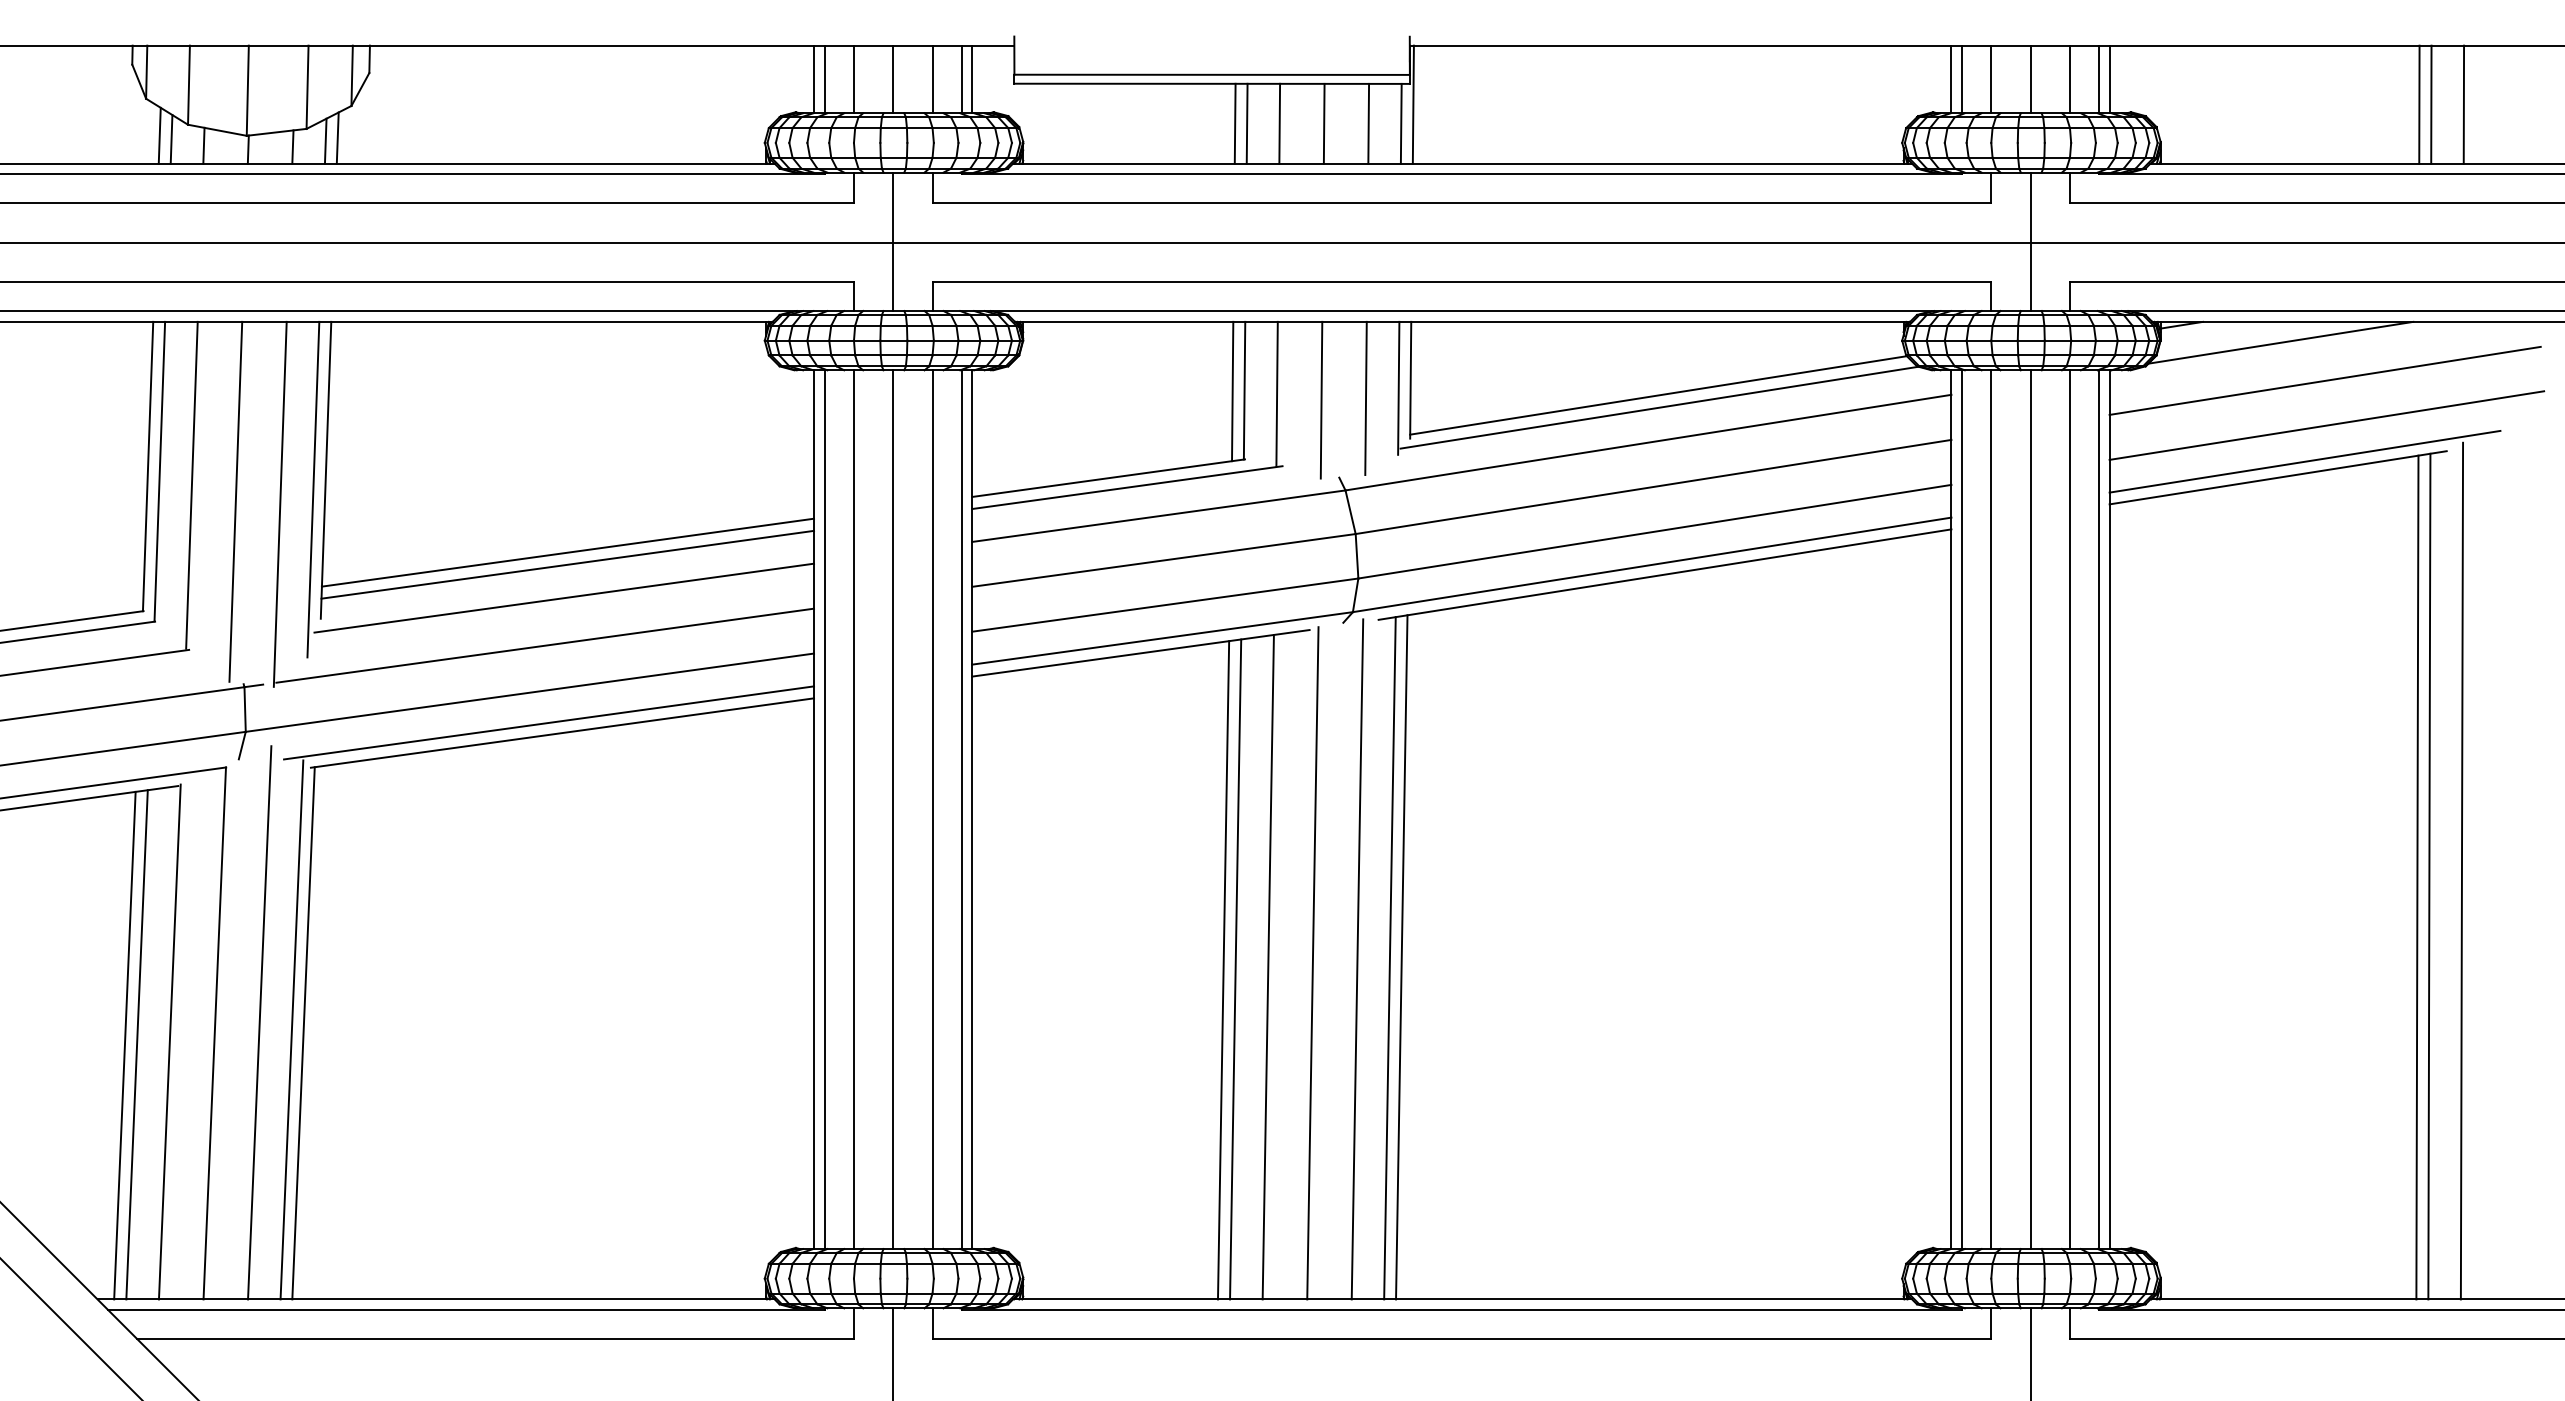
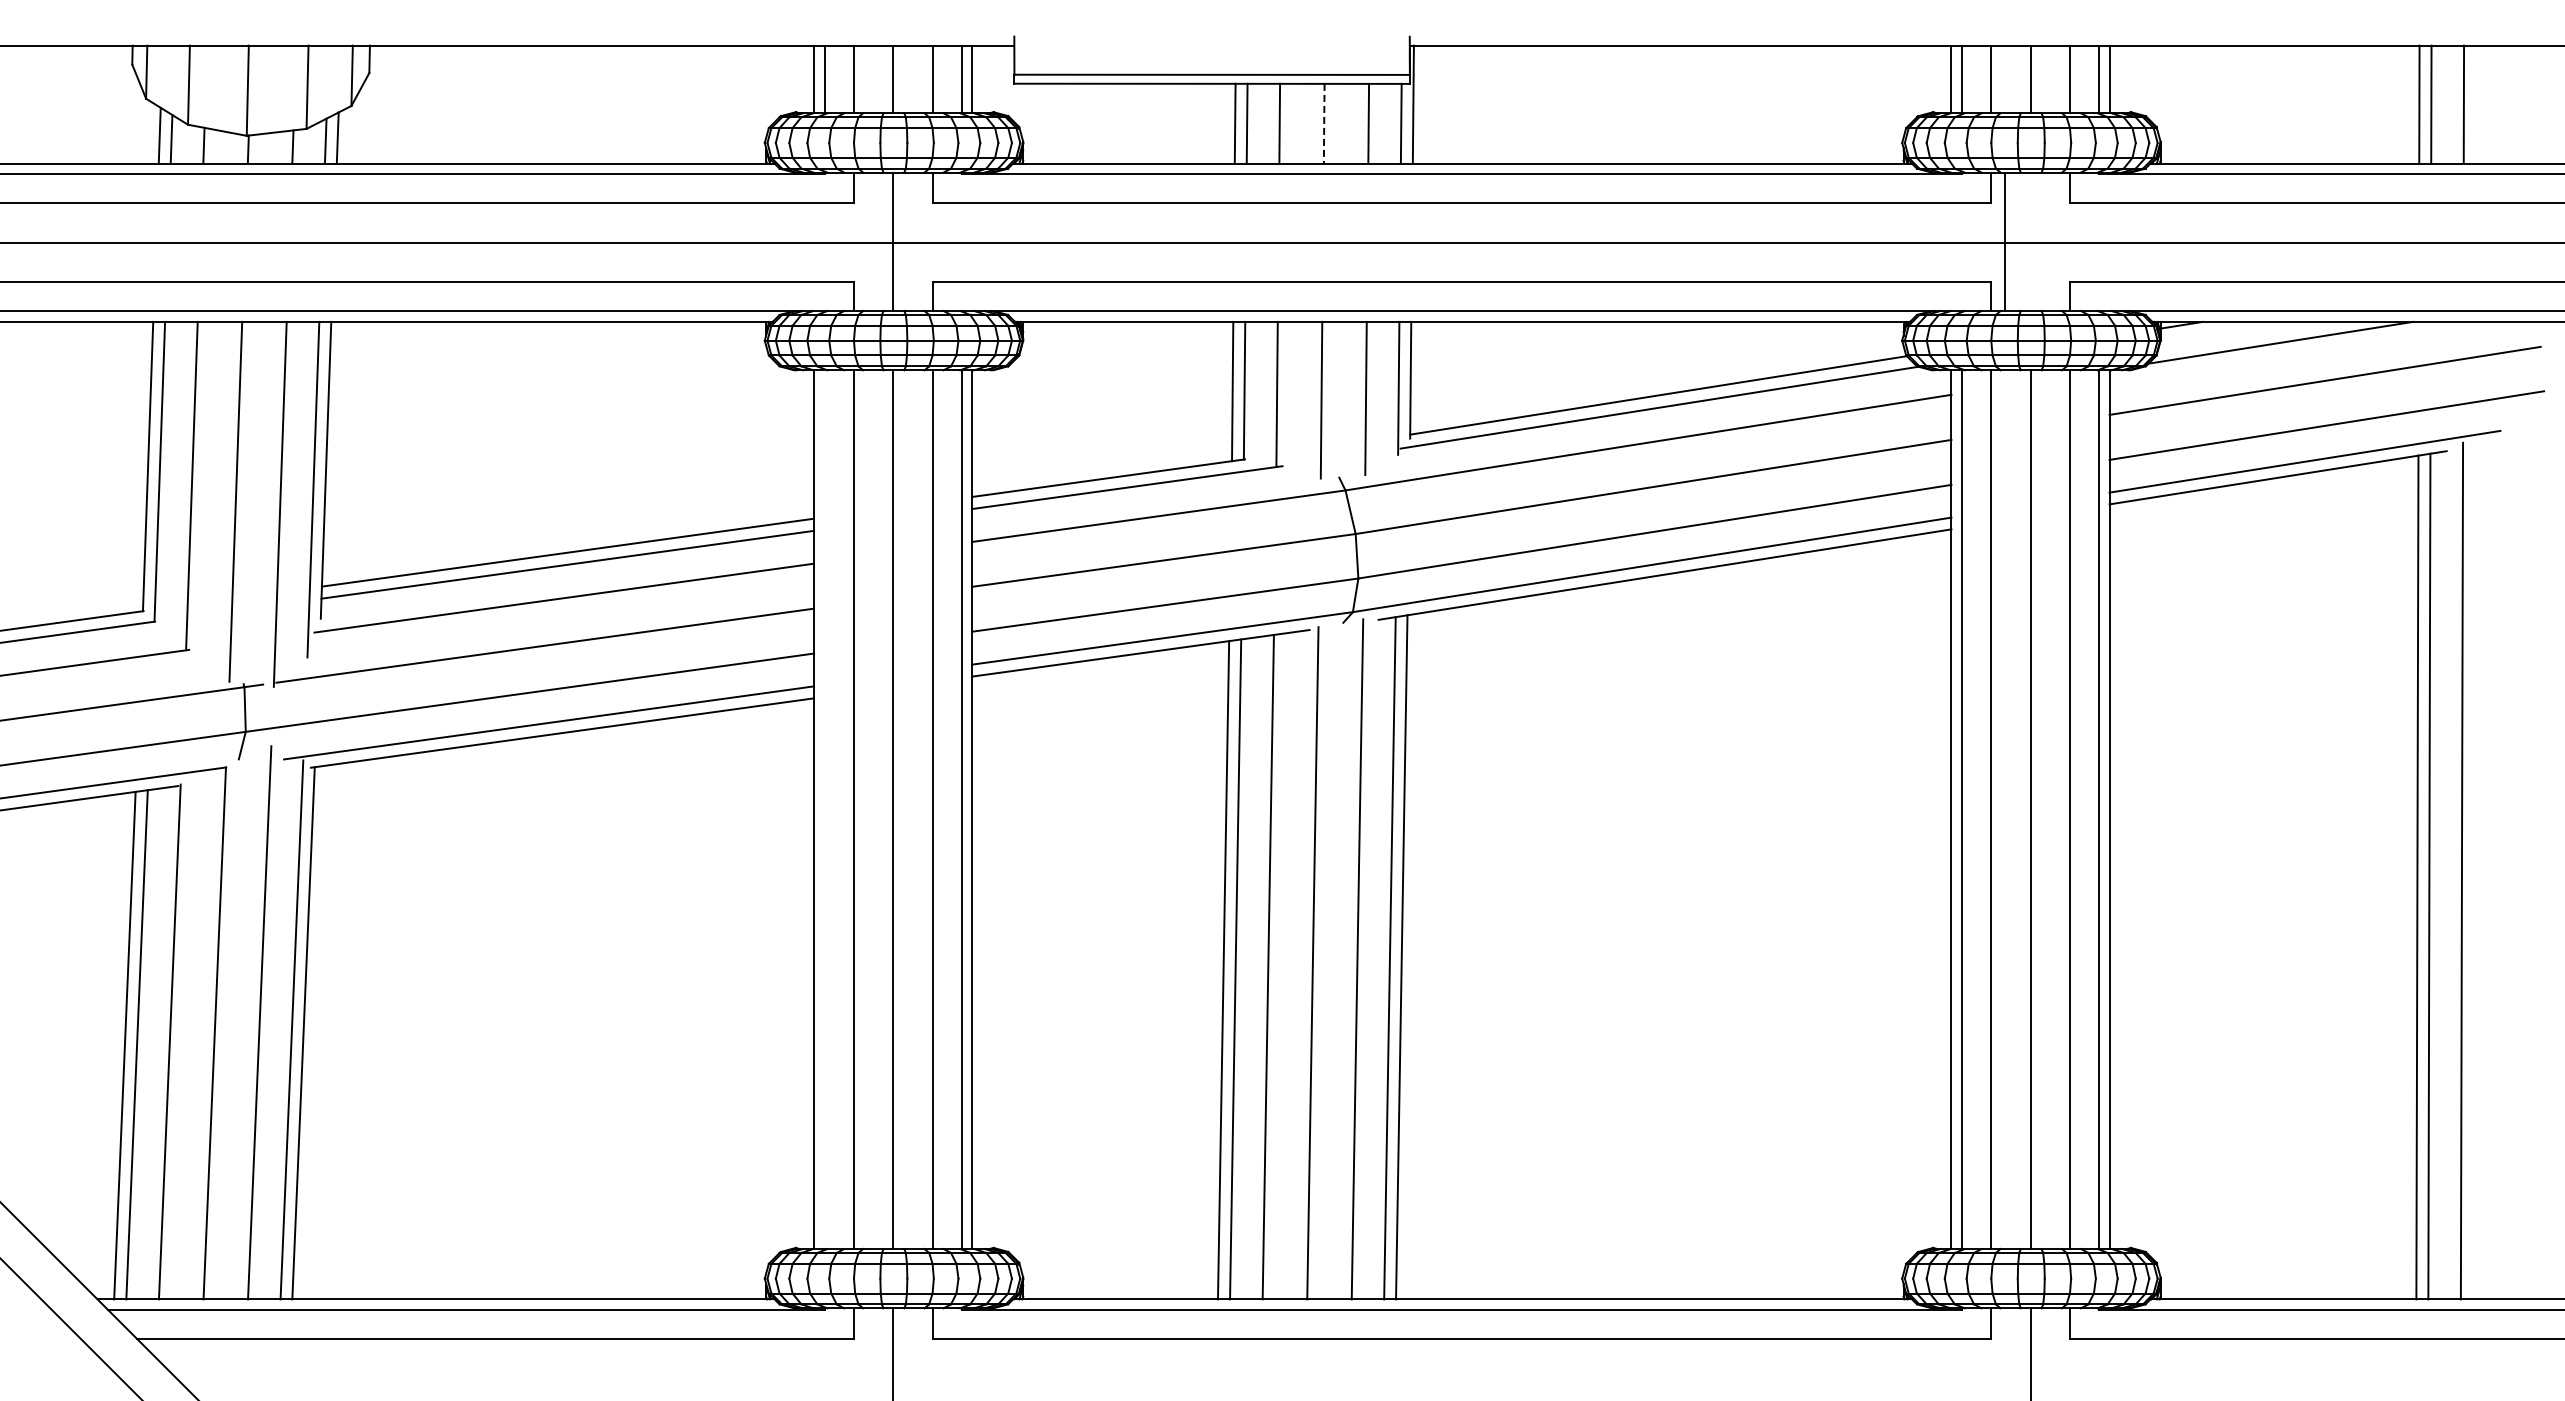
line: solid -> dashed (1324, 123)
line position: (2030, 241) -> (2004, 241) (2004, 241)
line: present -> none (824, 809)
